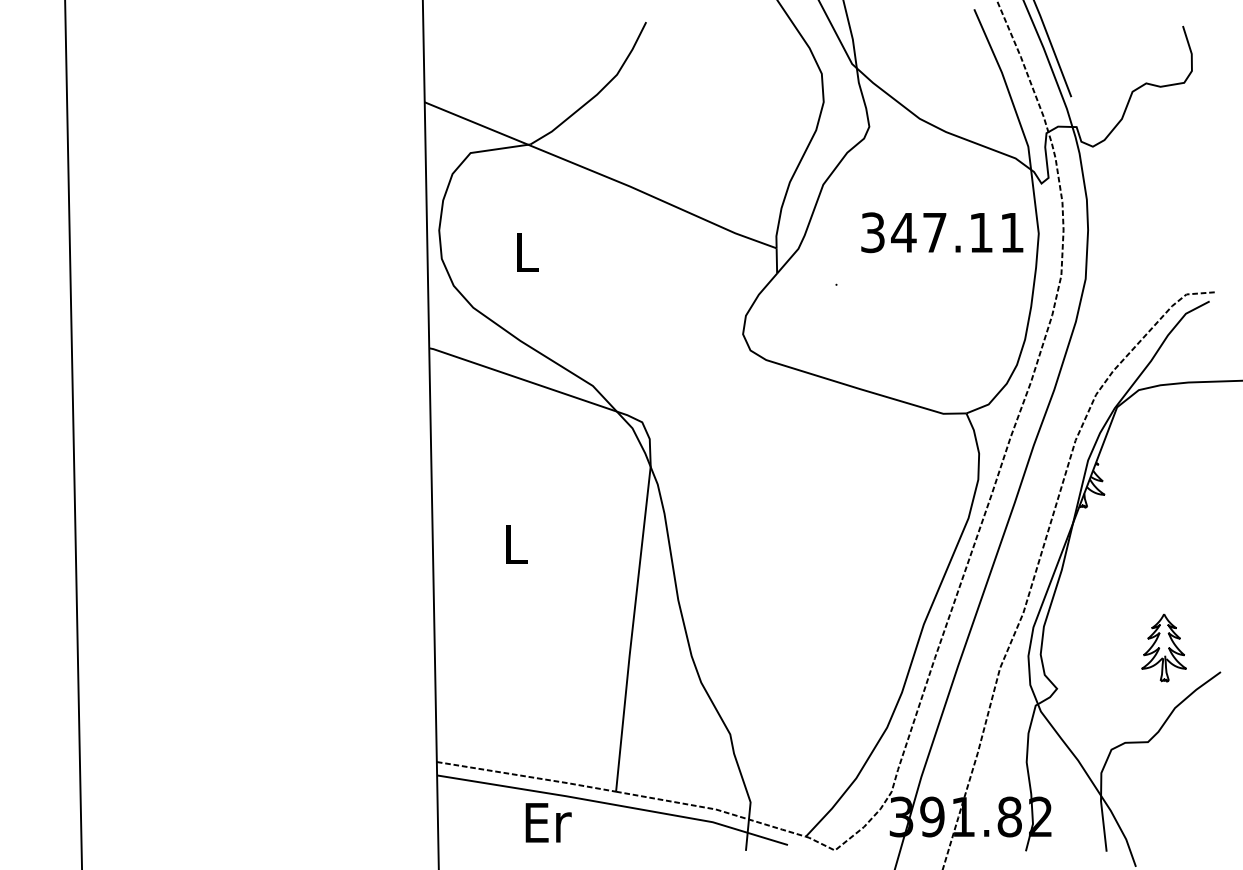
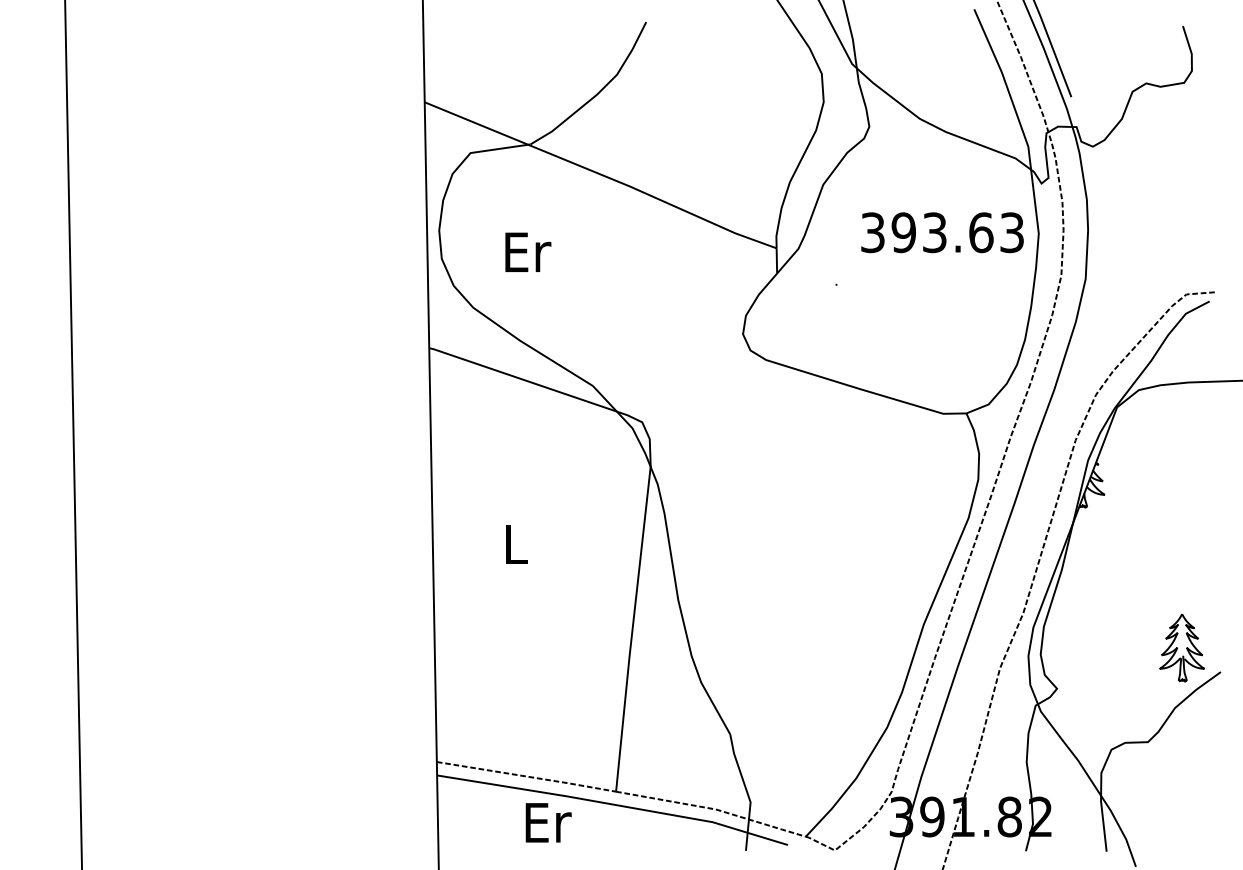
text: 347.11 -> 393.63 (957, 232)
text: L -> Er (528, 251)
part position: (1163, 647) -> (1181, 647) (1181, 647)
